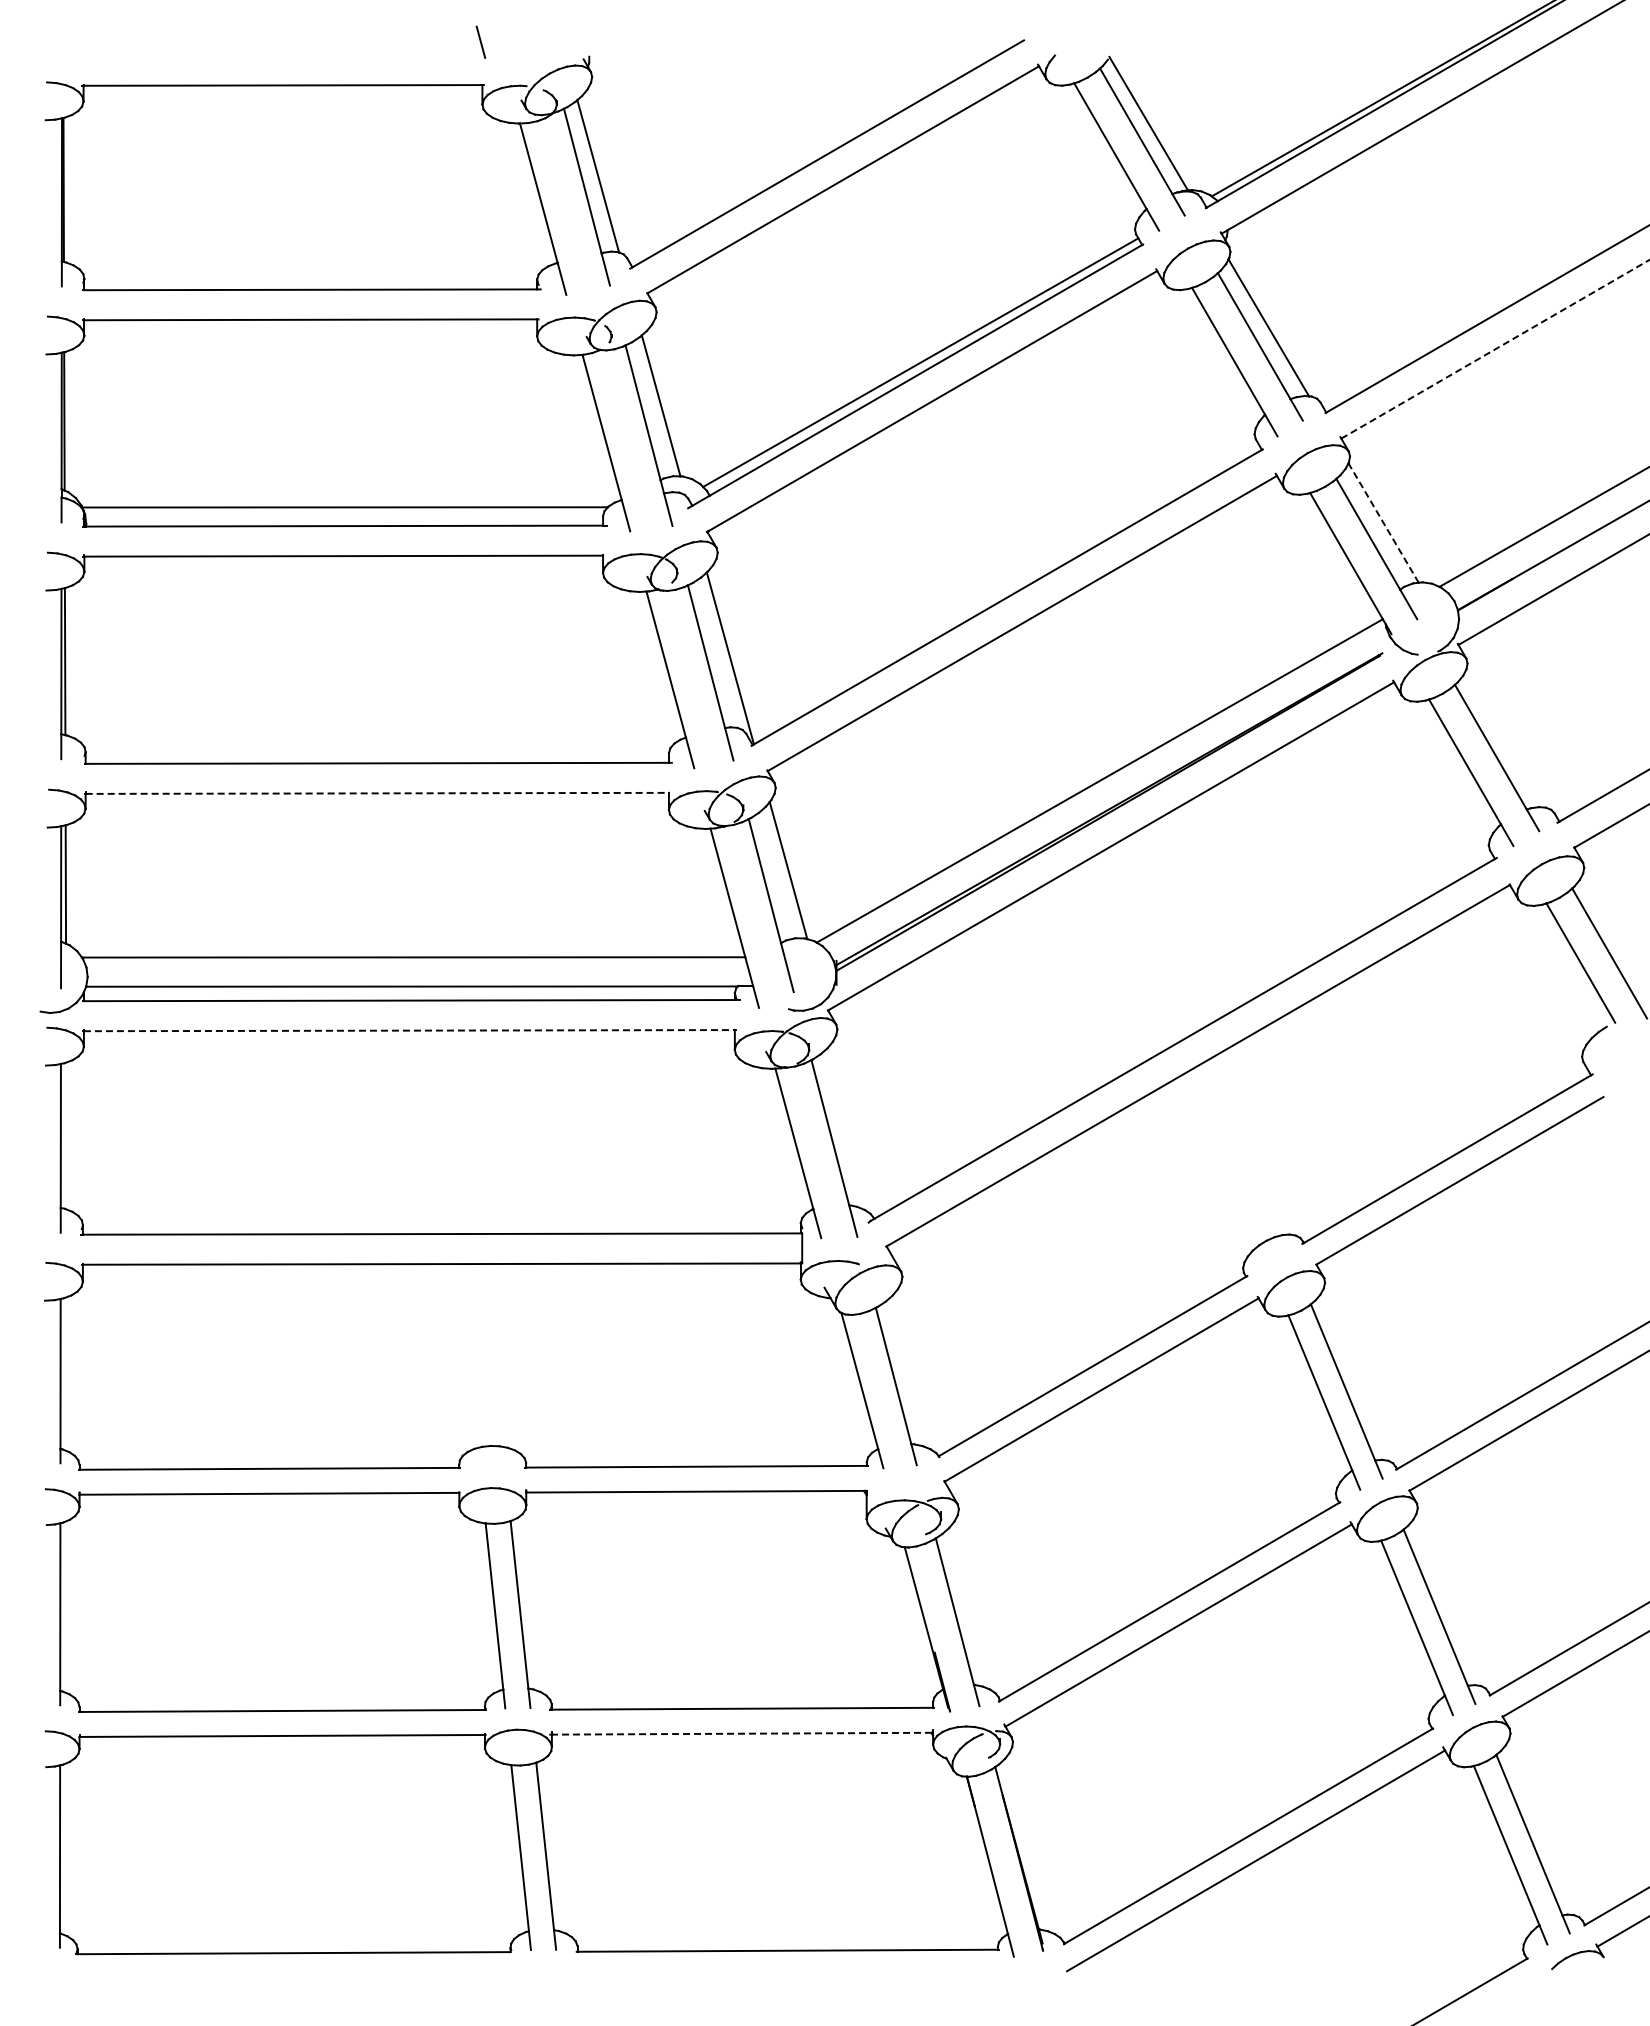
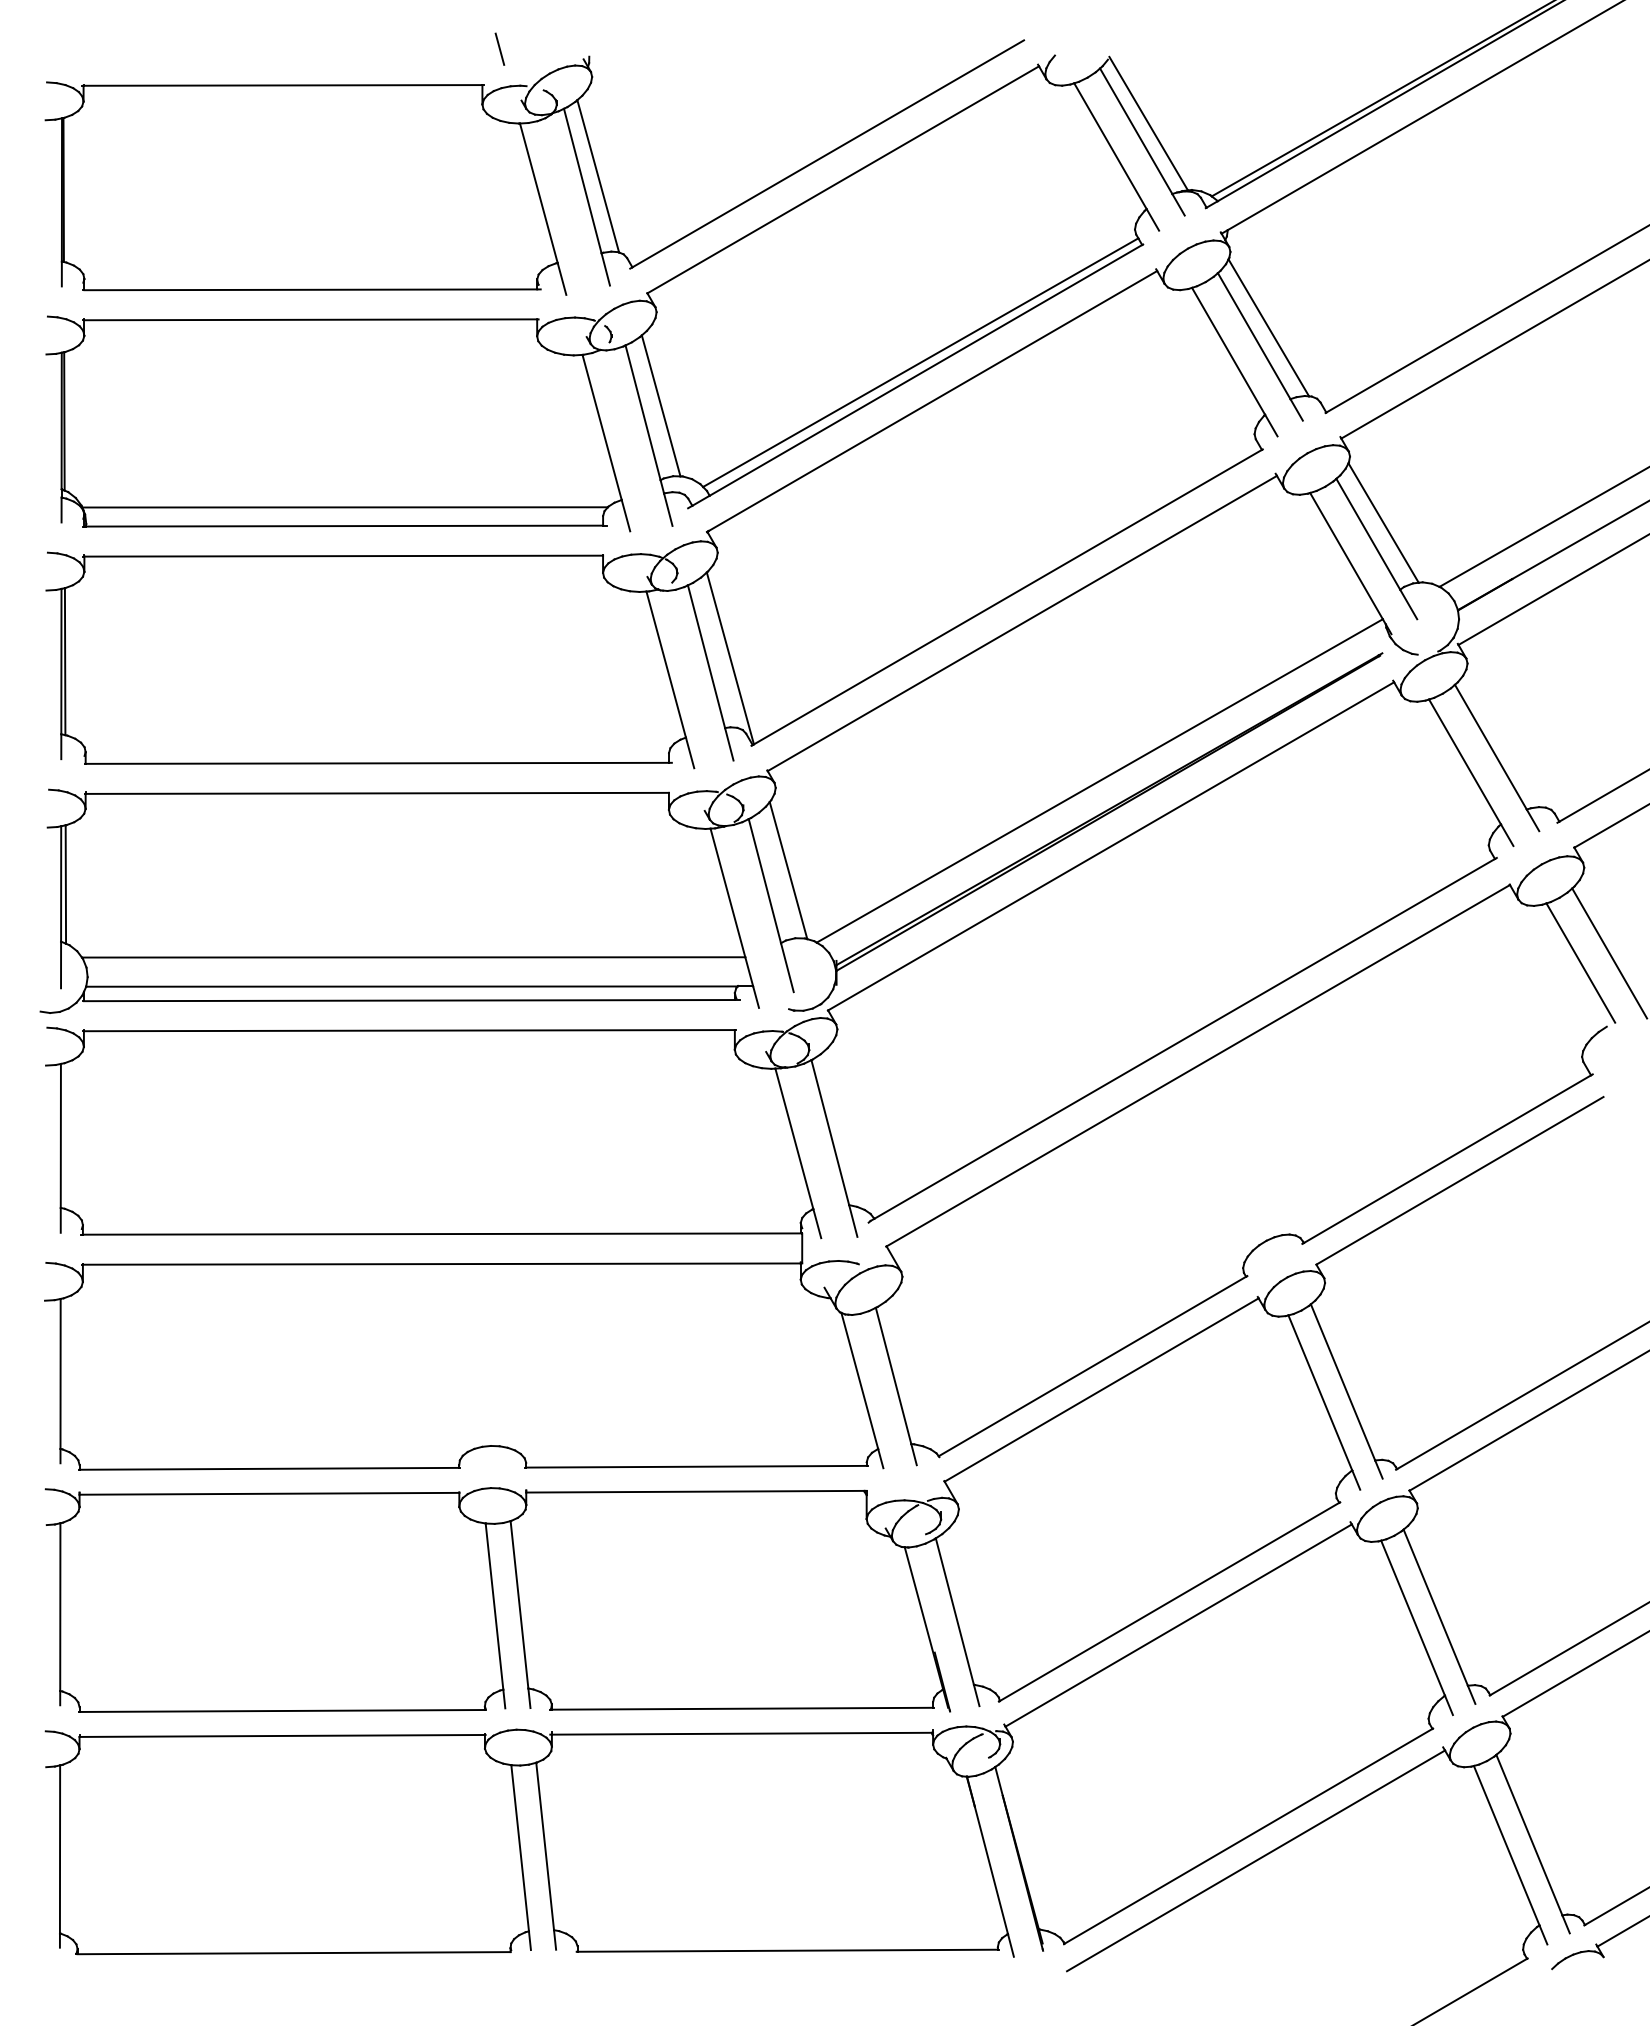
line position: (480, 41) -> (499, 48) (499, 48)
line: dashed -> solid (1496, 348)
line: dashed -> solid (1383, 522)
line: dashed -> solid (377, 793)
line: dashed -> solid (409, 1030)
line: dashed -> solid (741, 1733)
